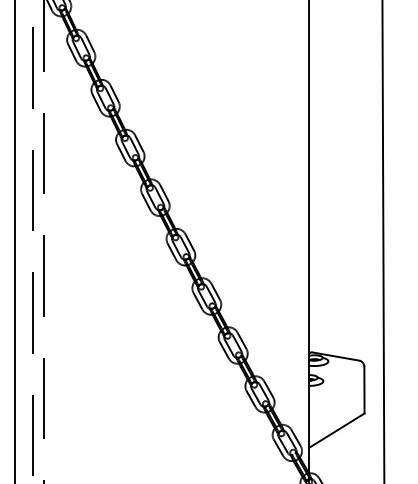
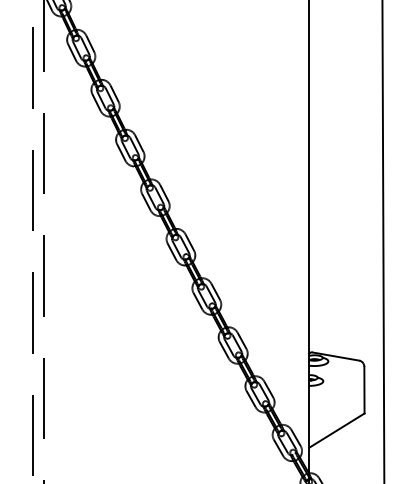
line: present -> none (15, 241)
